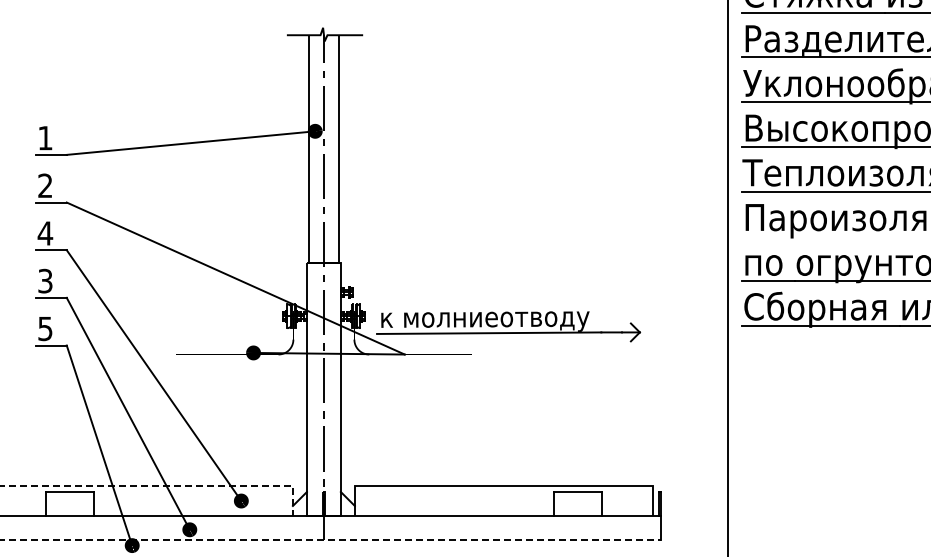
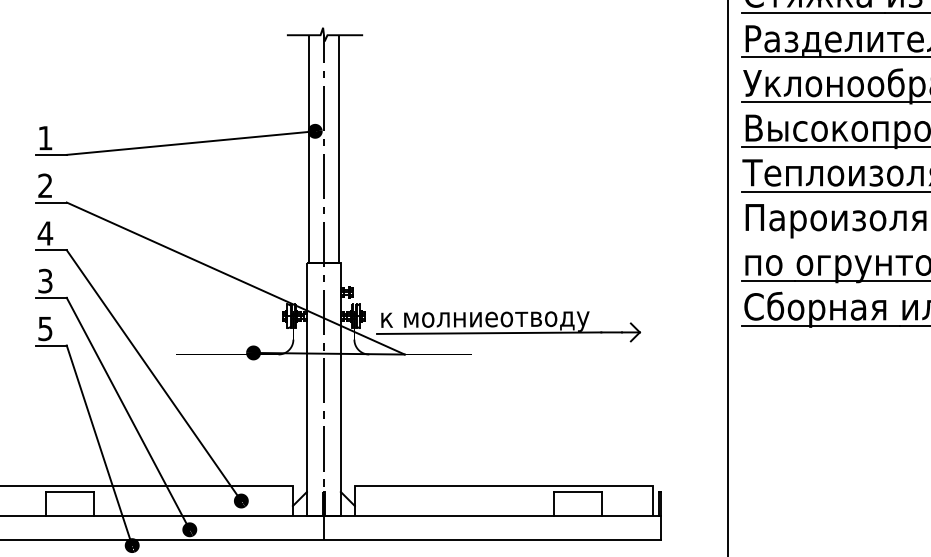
line: dashed -> solid (162, 486)
line: dashed -> solid (331, 539)
